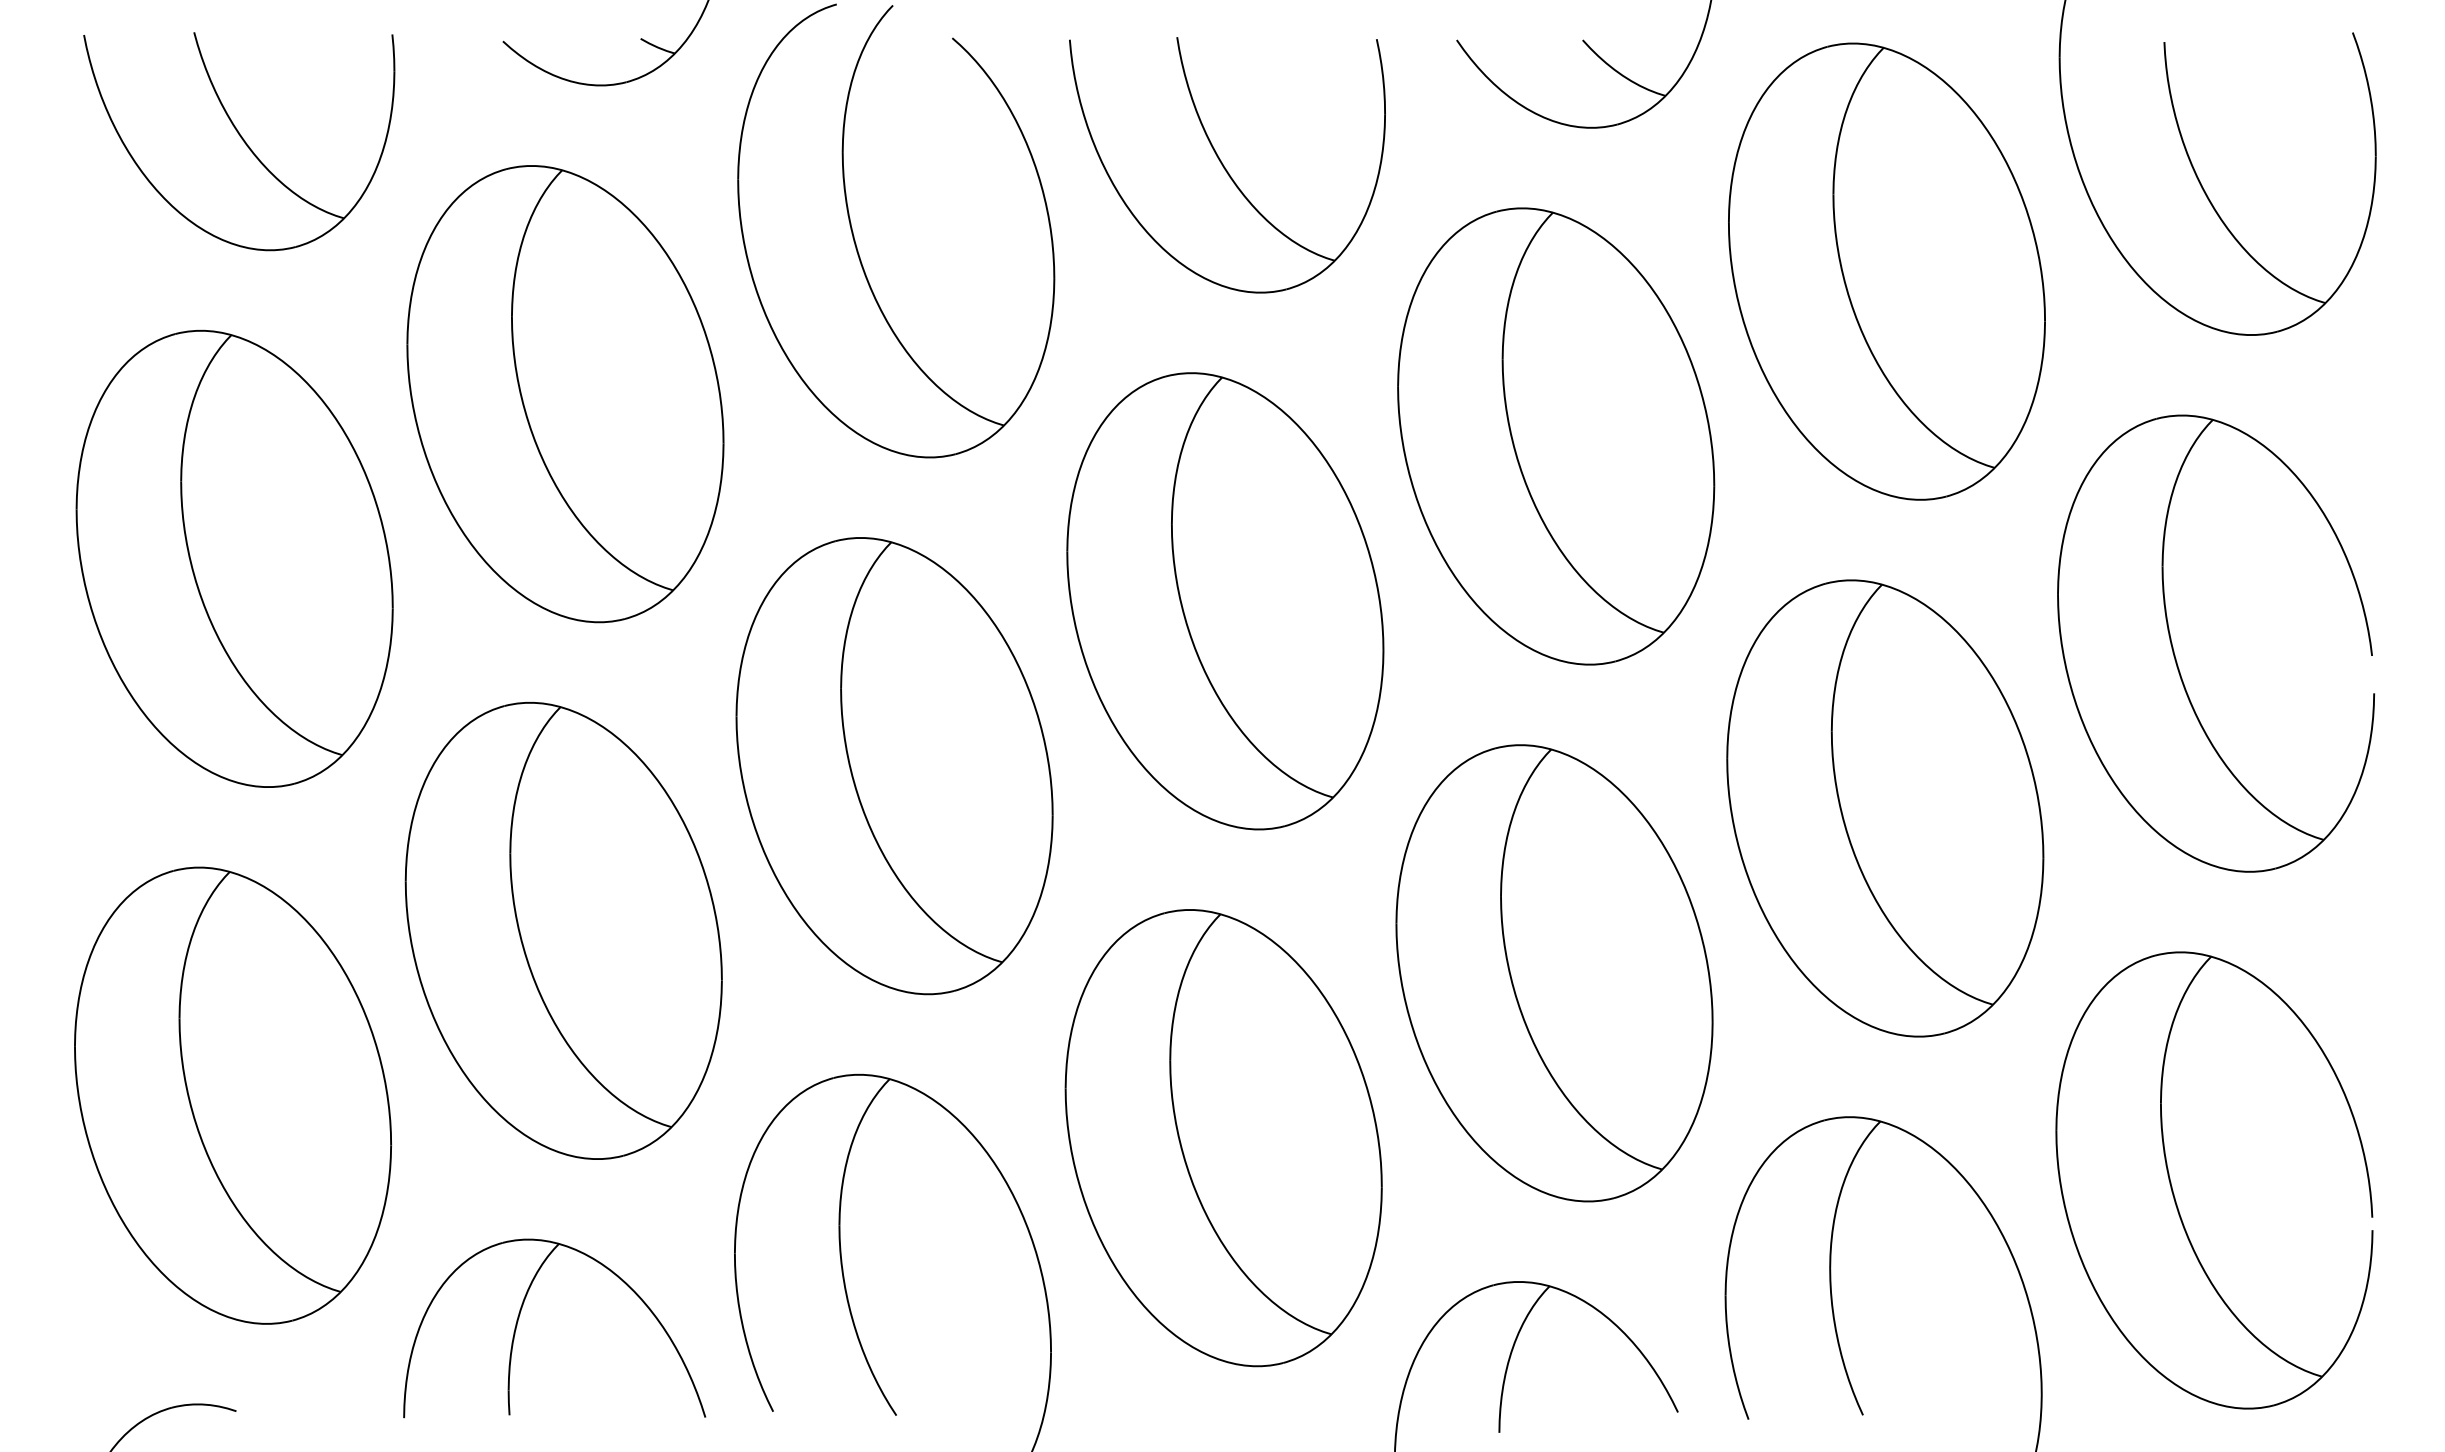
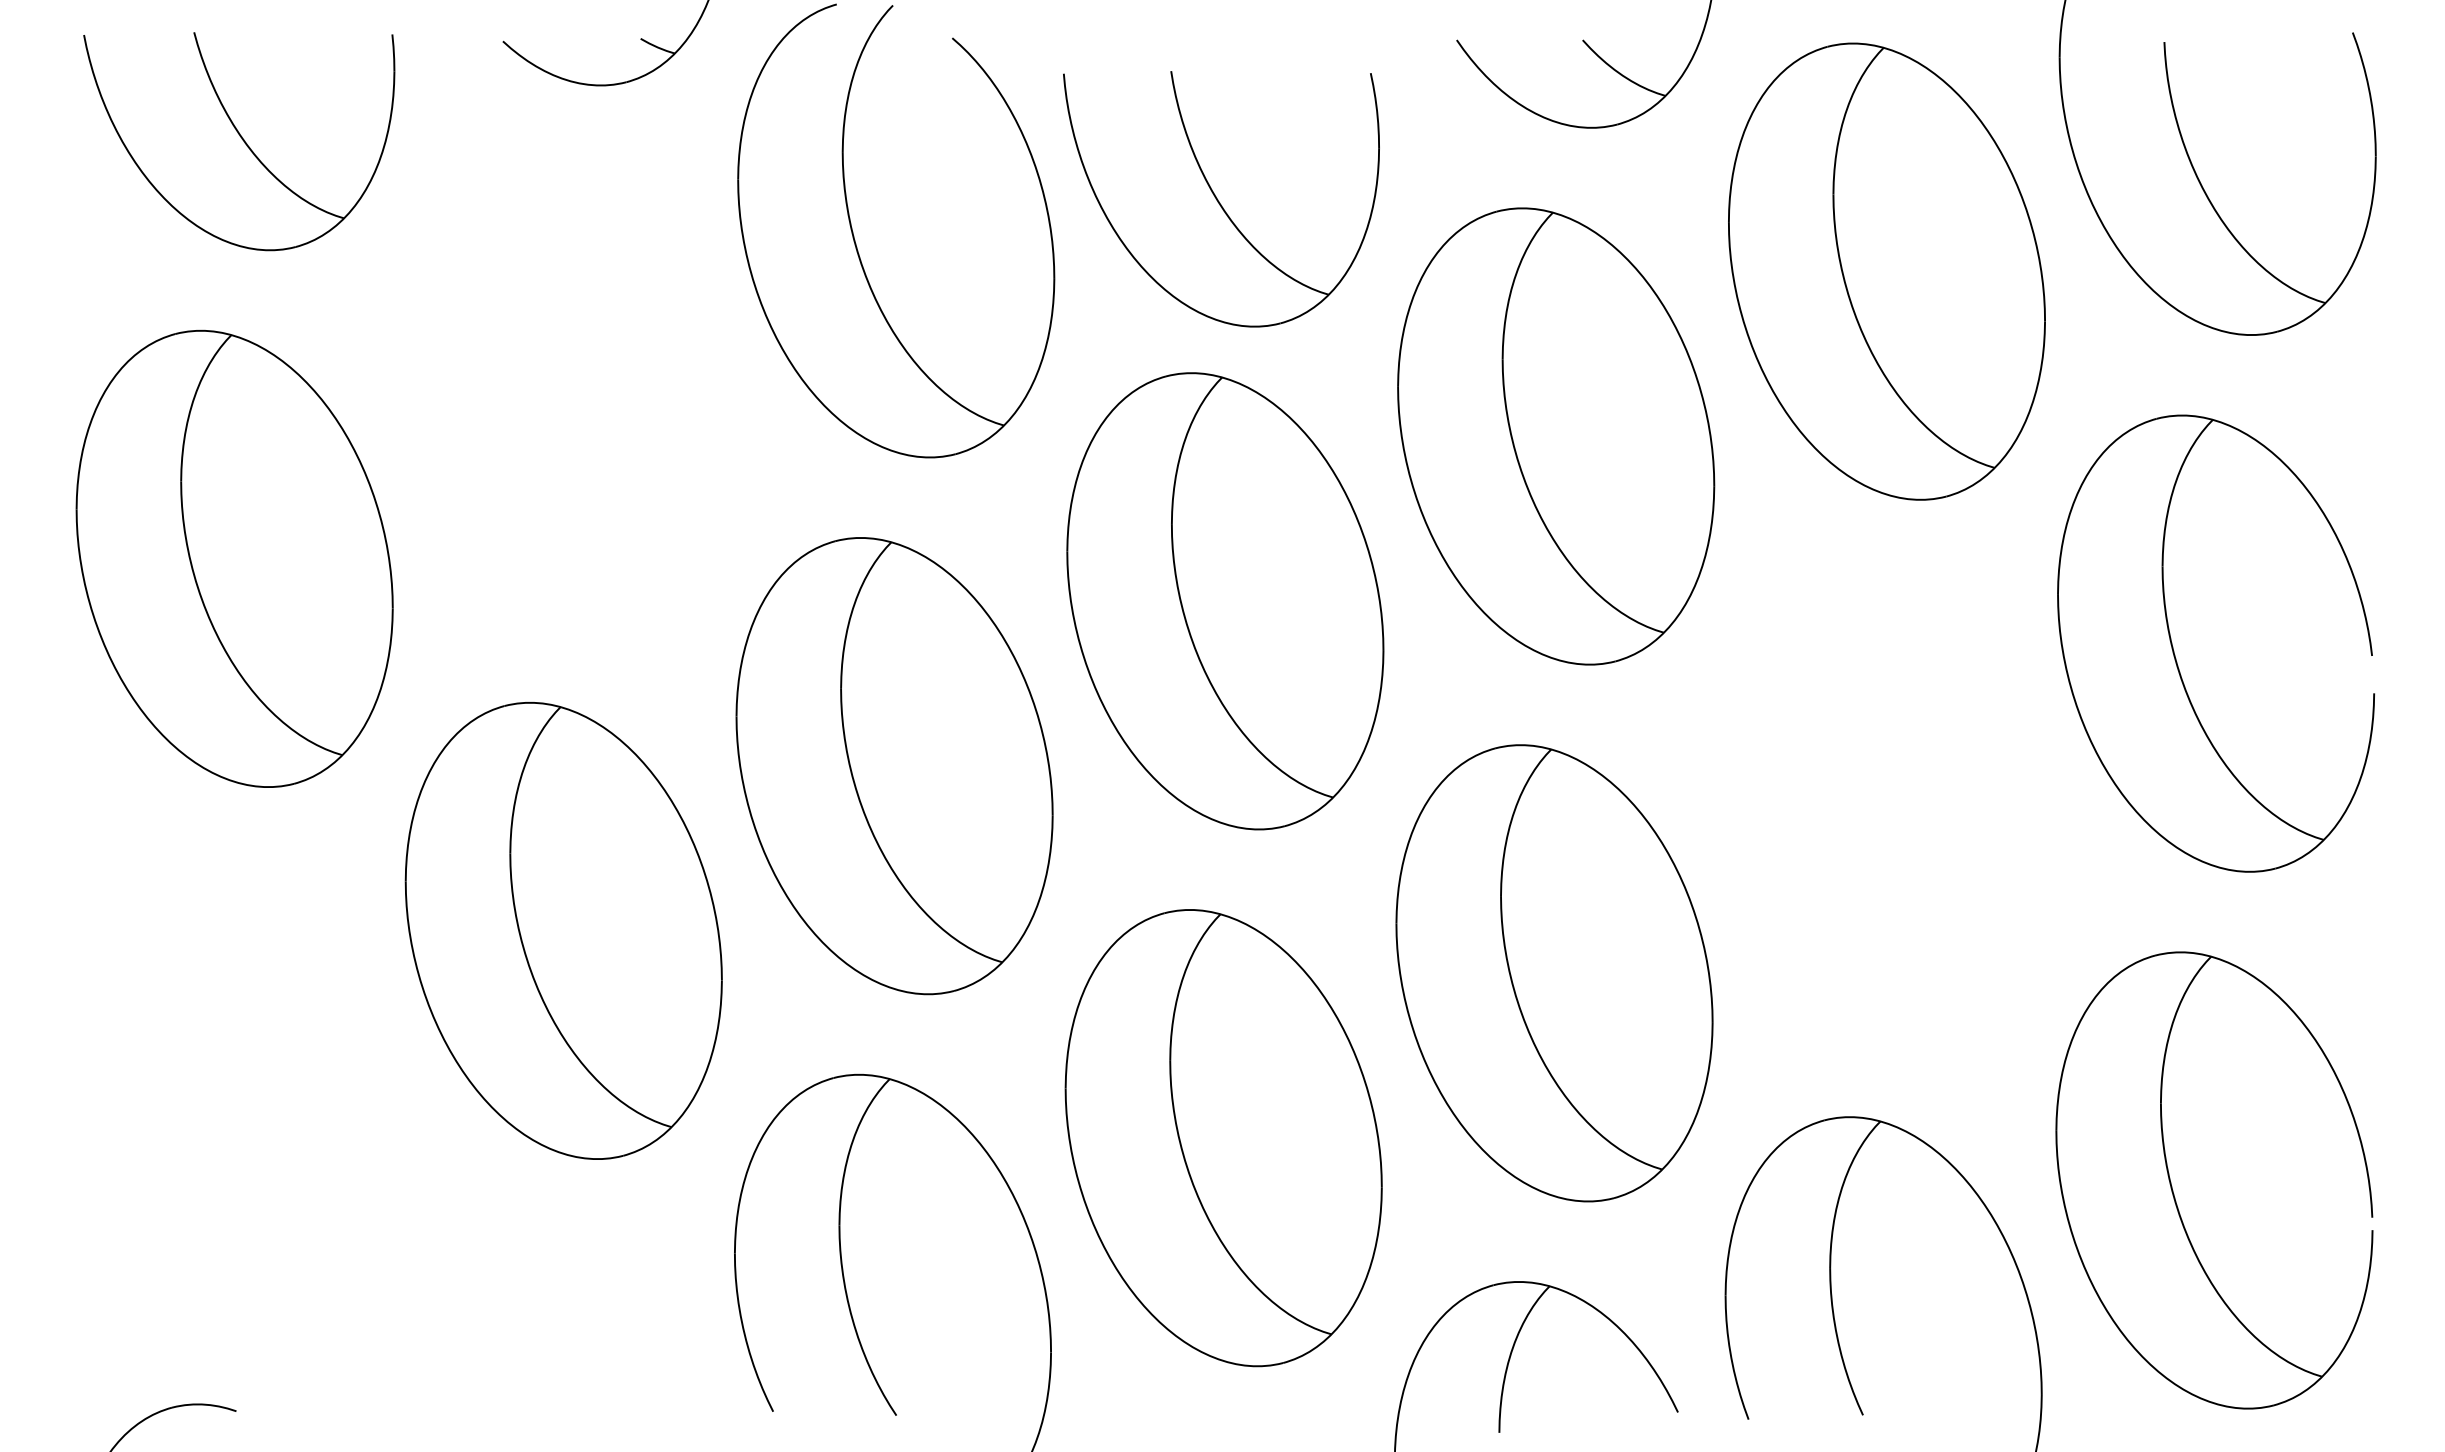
part position: (1227, 165) -> (1221, 199) (1221, 199)
part: present -> none (565, 394)
part: present -> none (1885, 808)
part: present -> none (232, 1095)
part: present -> none (519, 1318)
